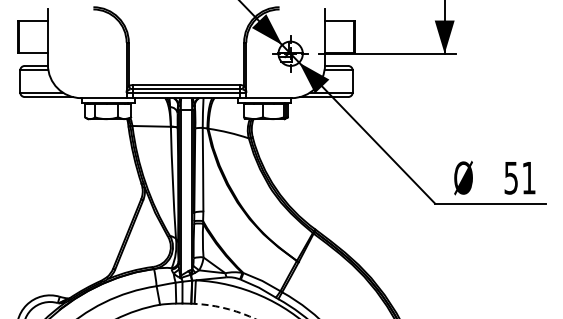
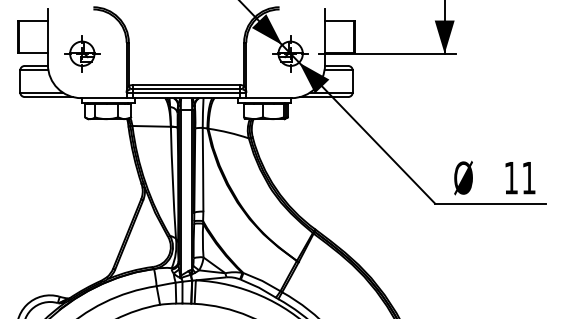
part: none -> present (82, 53)
text: 51 -> 11 (510, 178)
arc: dashed -> solid (225, 308)
